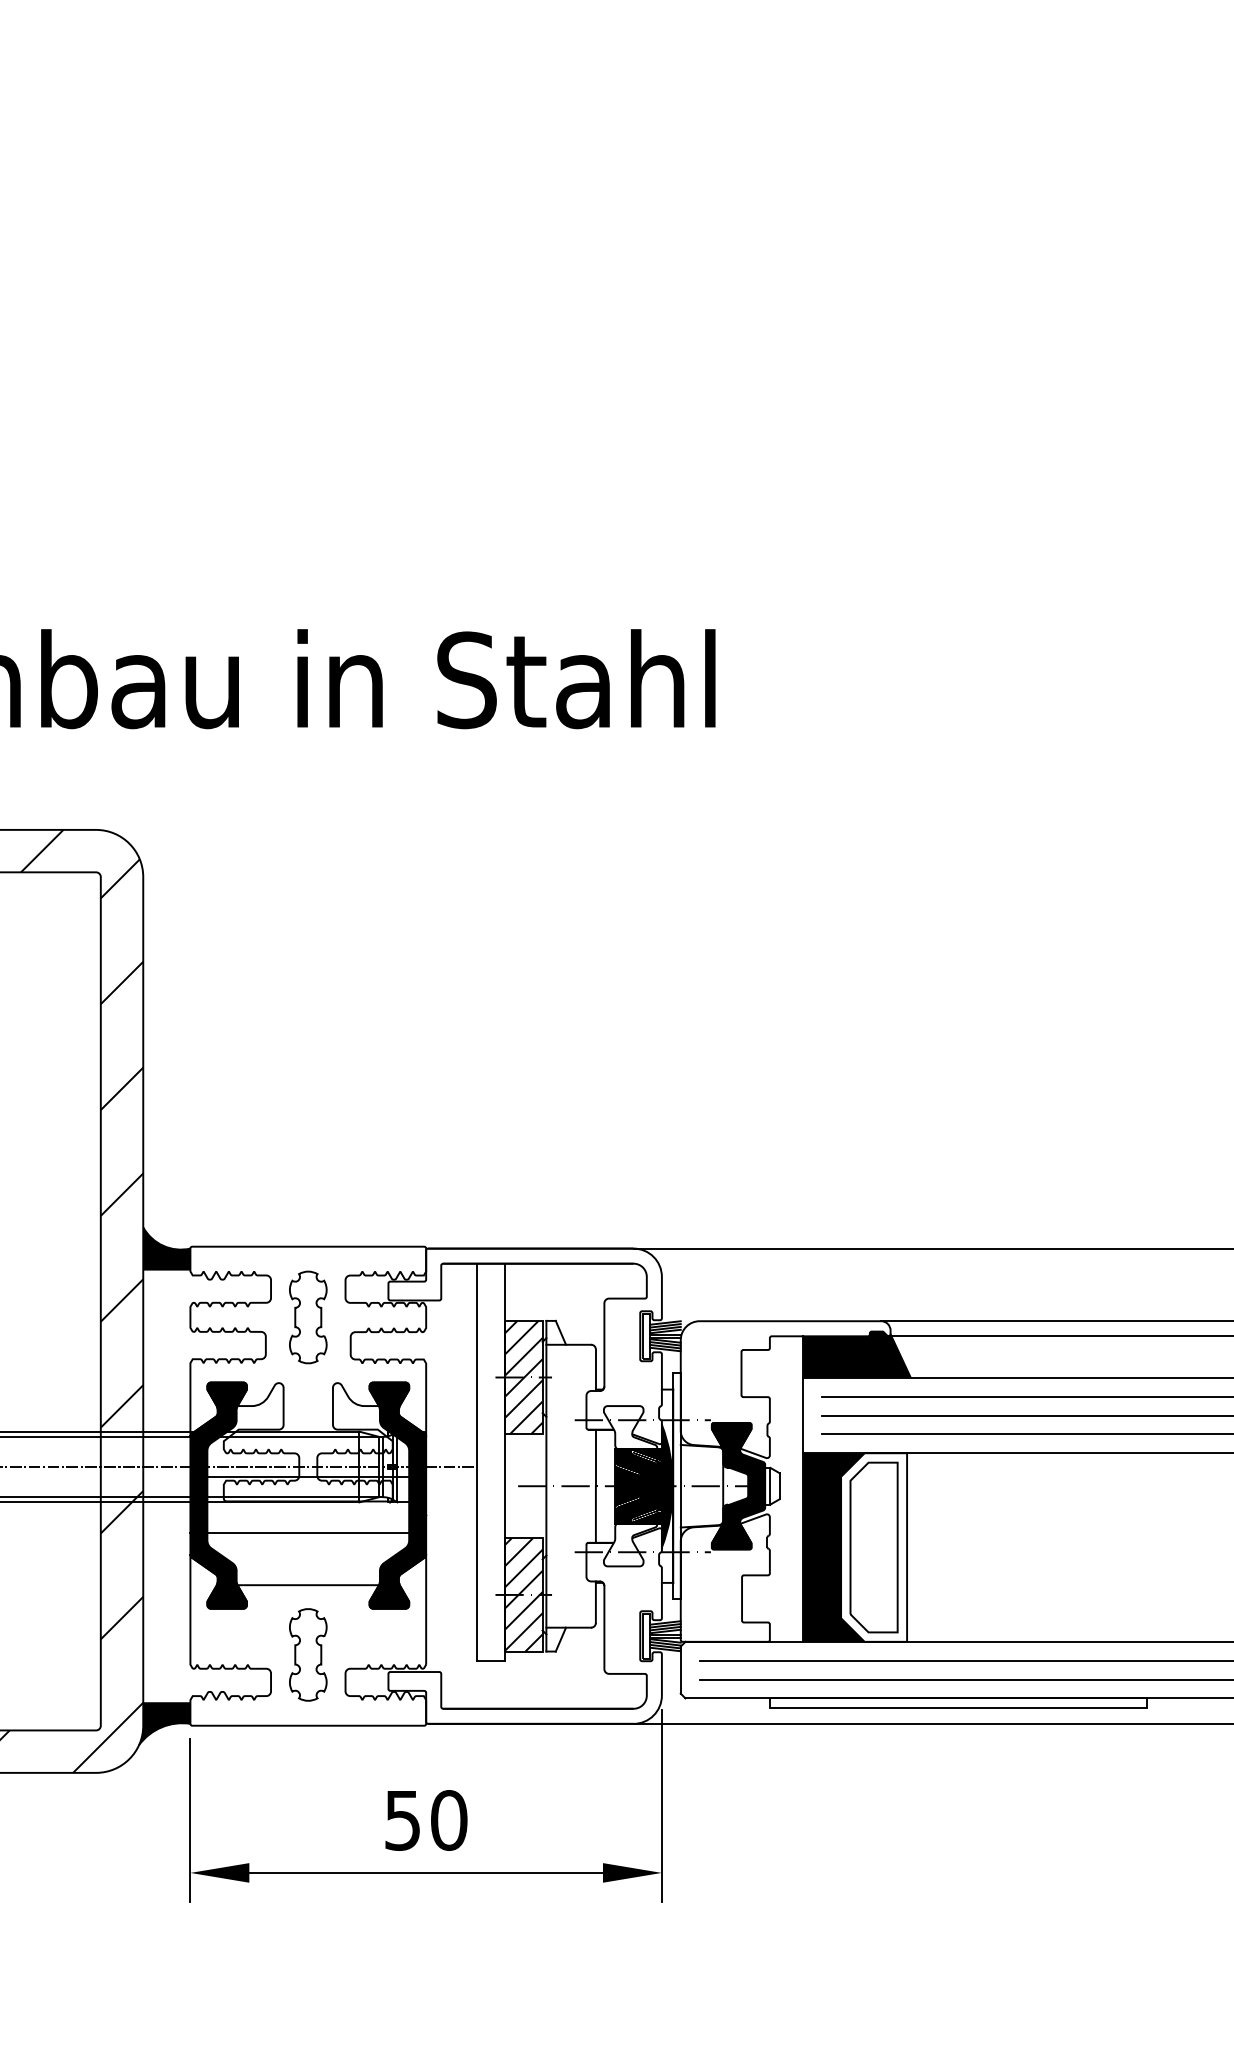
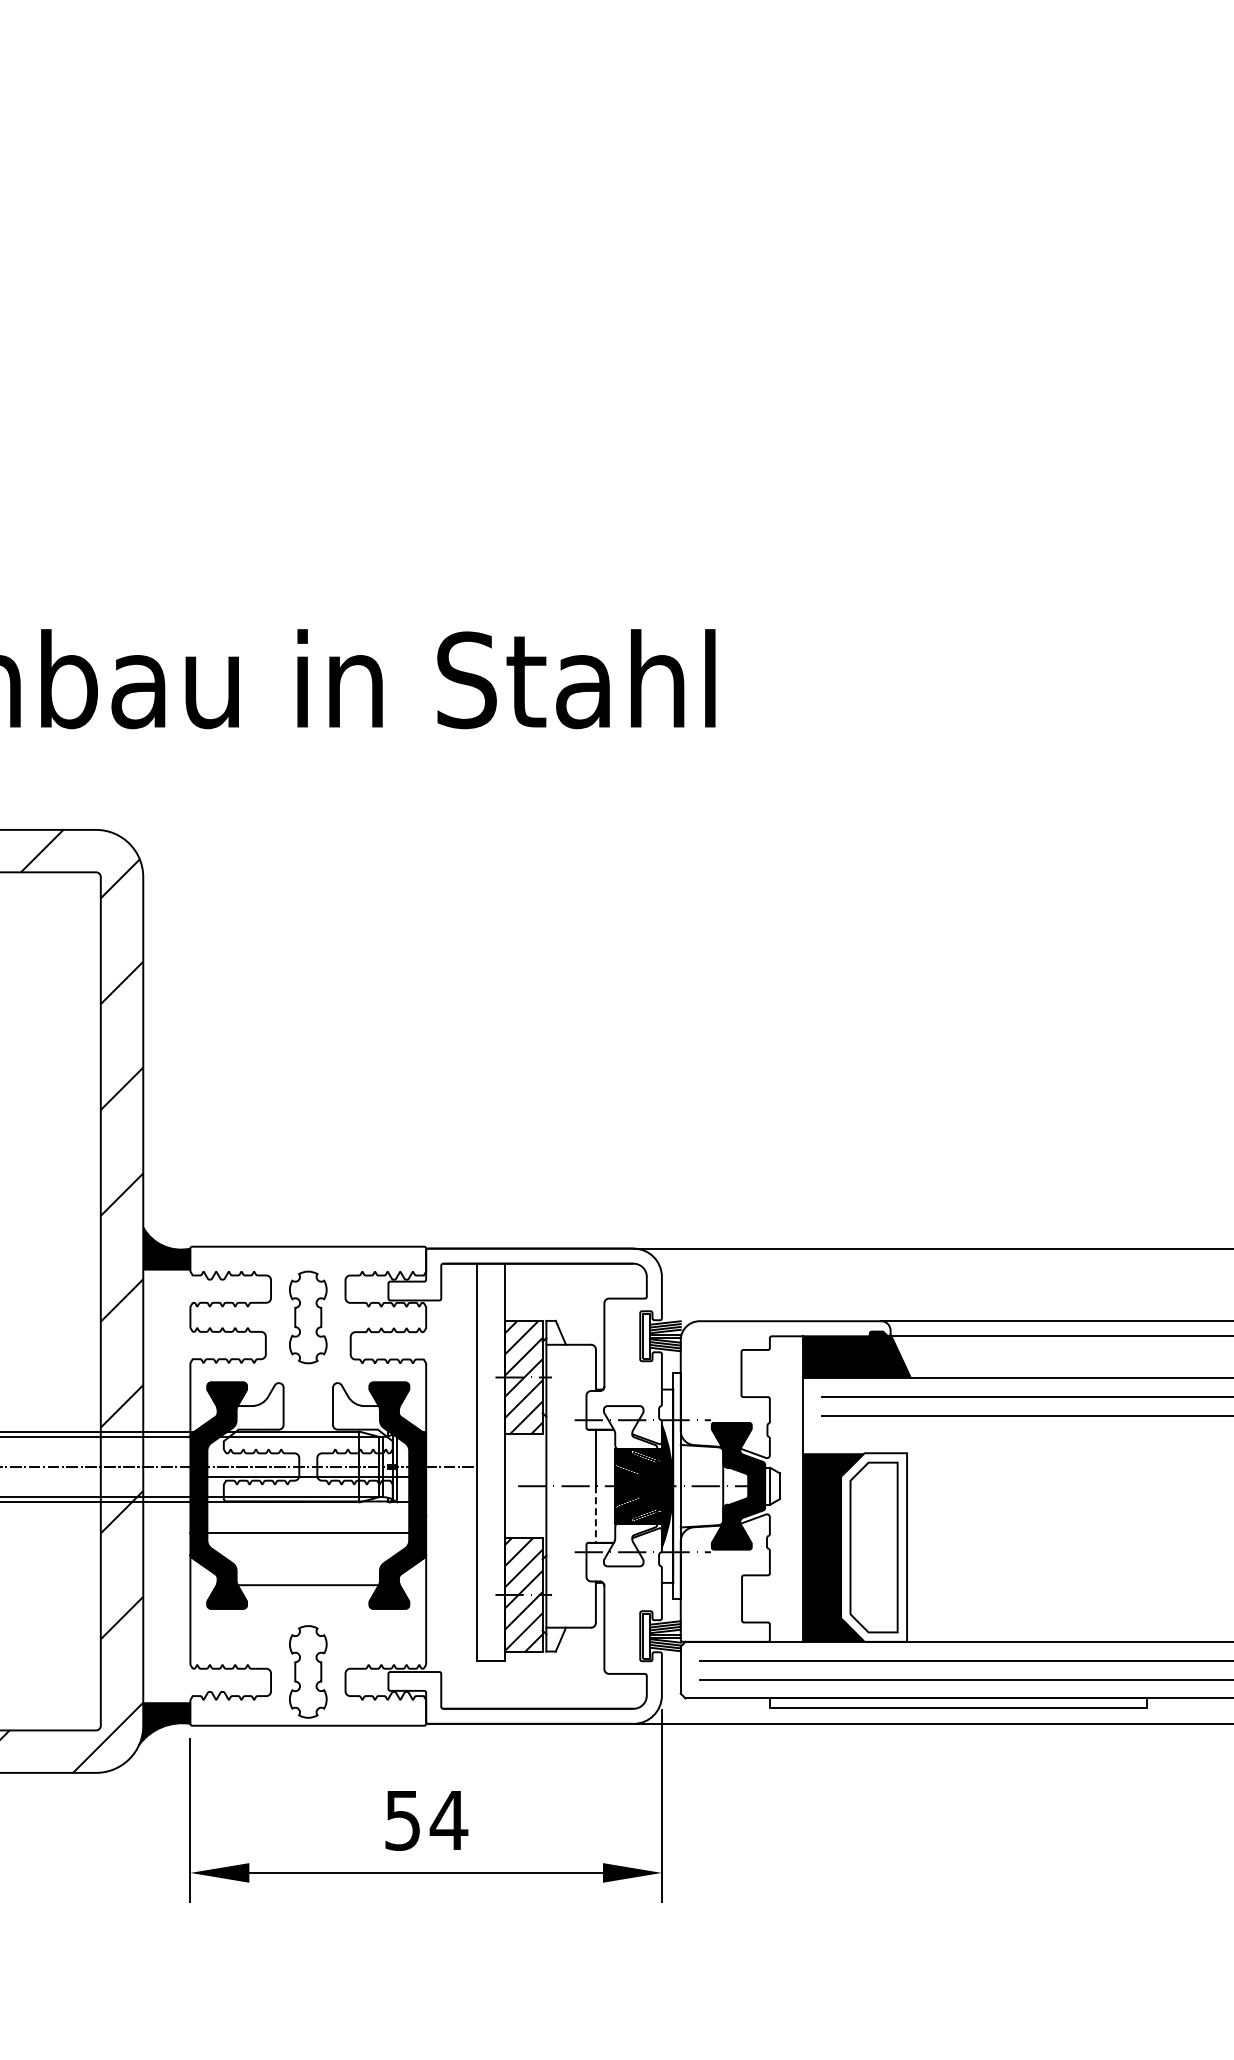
line: present -> none (1026, 1434)
line: present -> none (1016, 1453)
line: solid -> dashed (595, 1515)
part position: (308, 1654) -> (308, 1671) (308, 1671)
text: 50 -> 54 (448, 1820)
